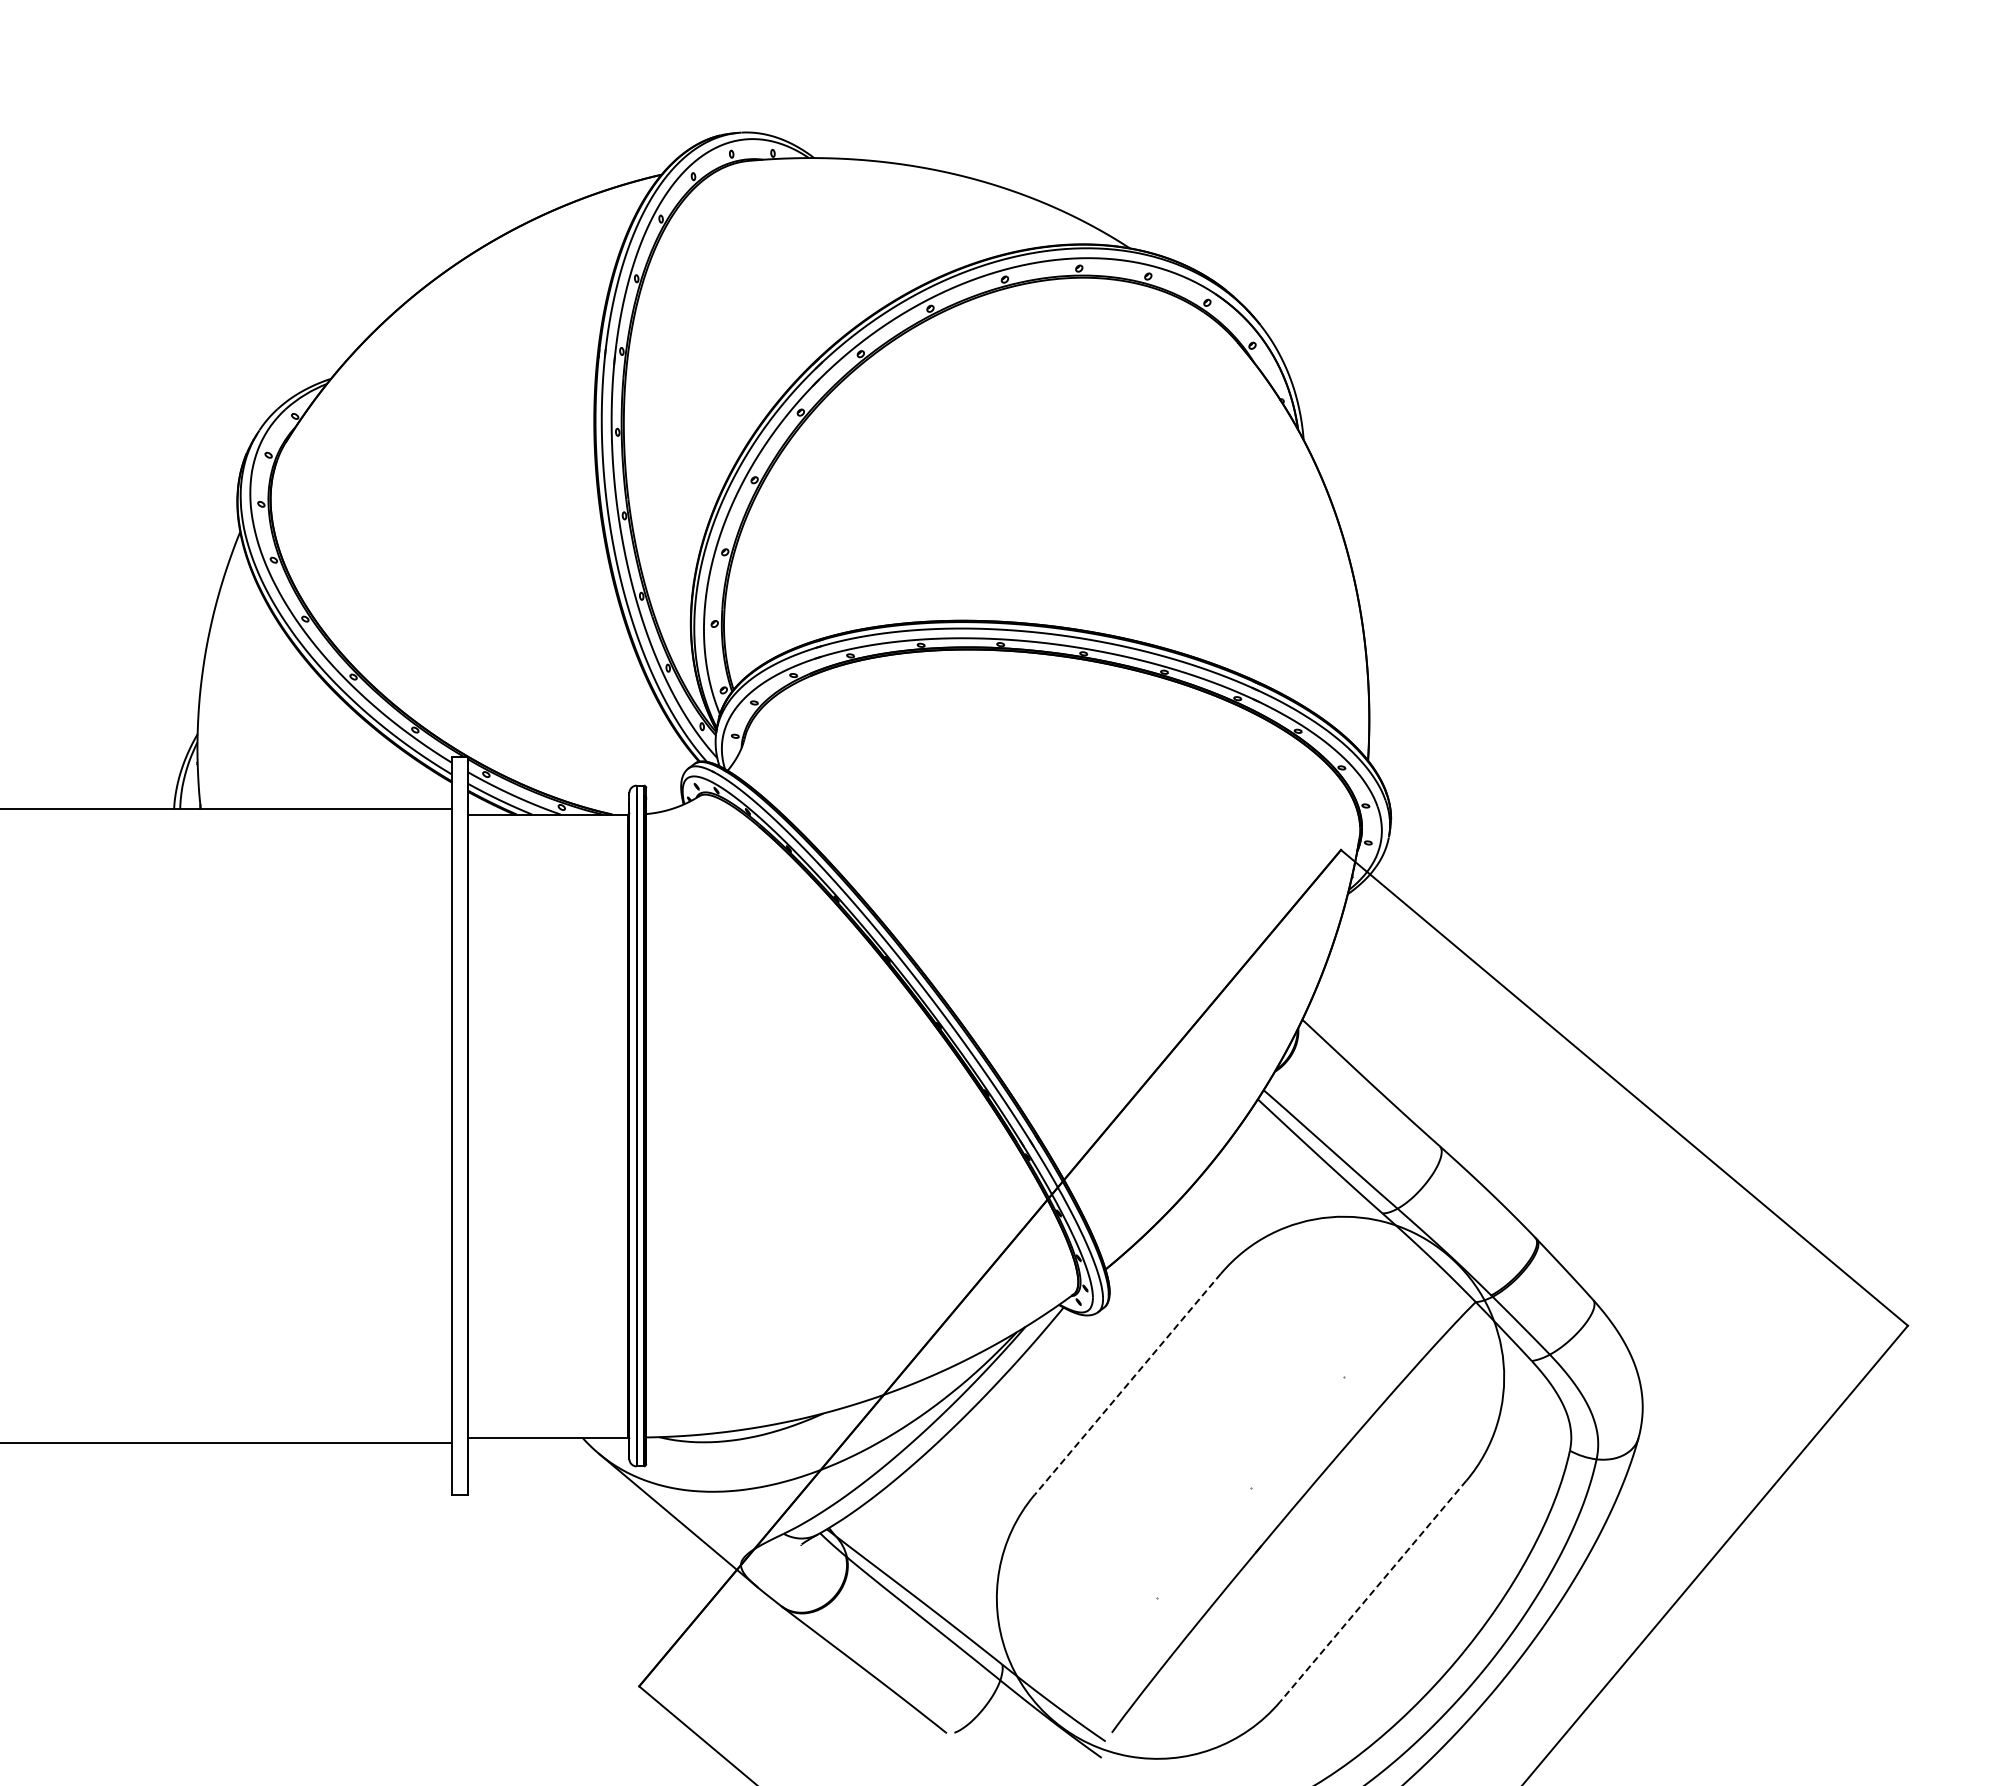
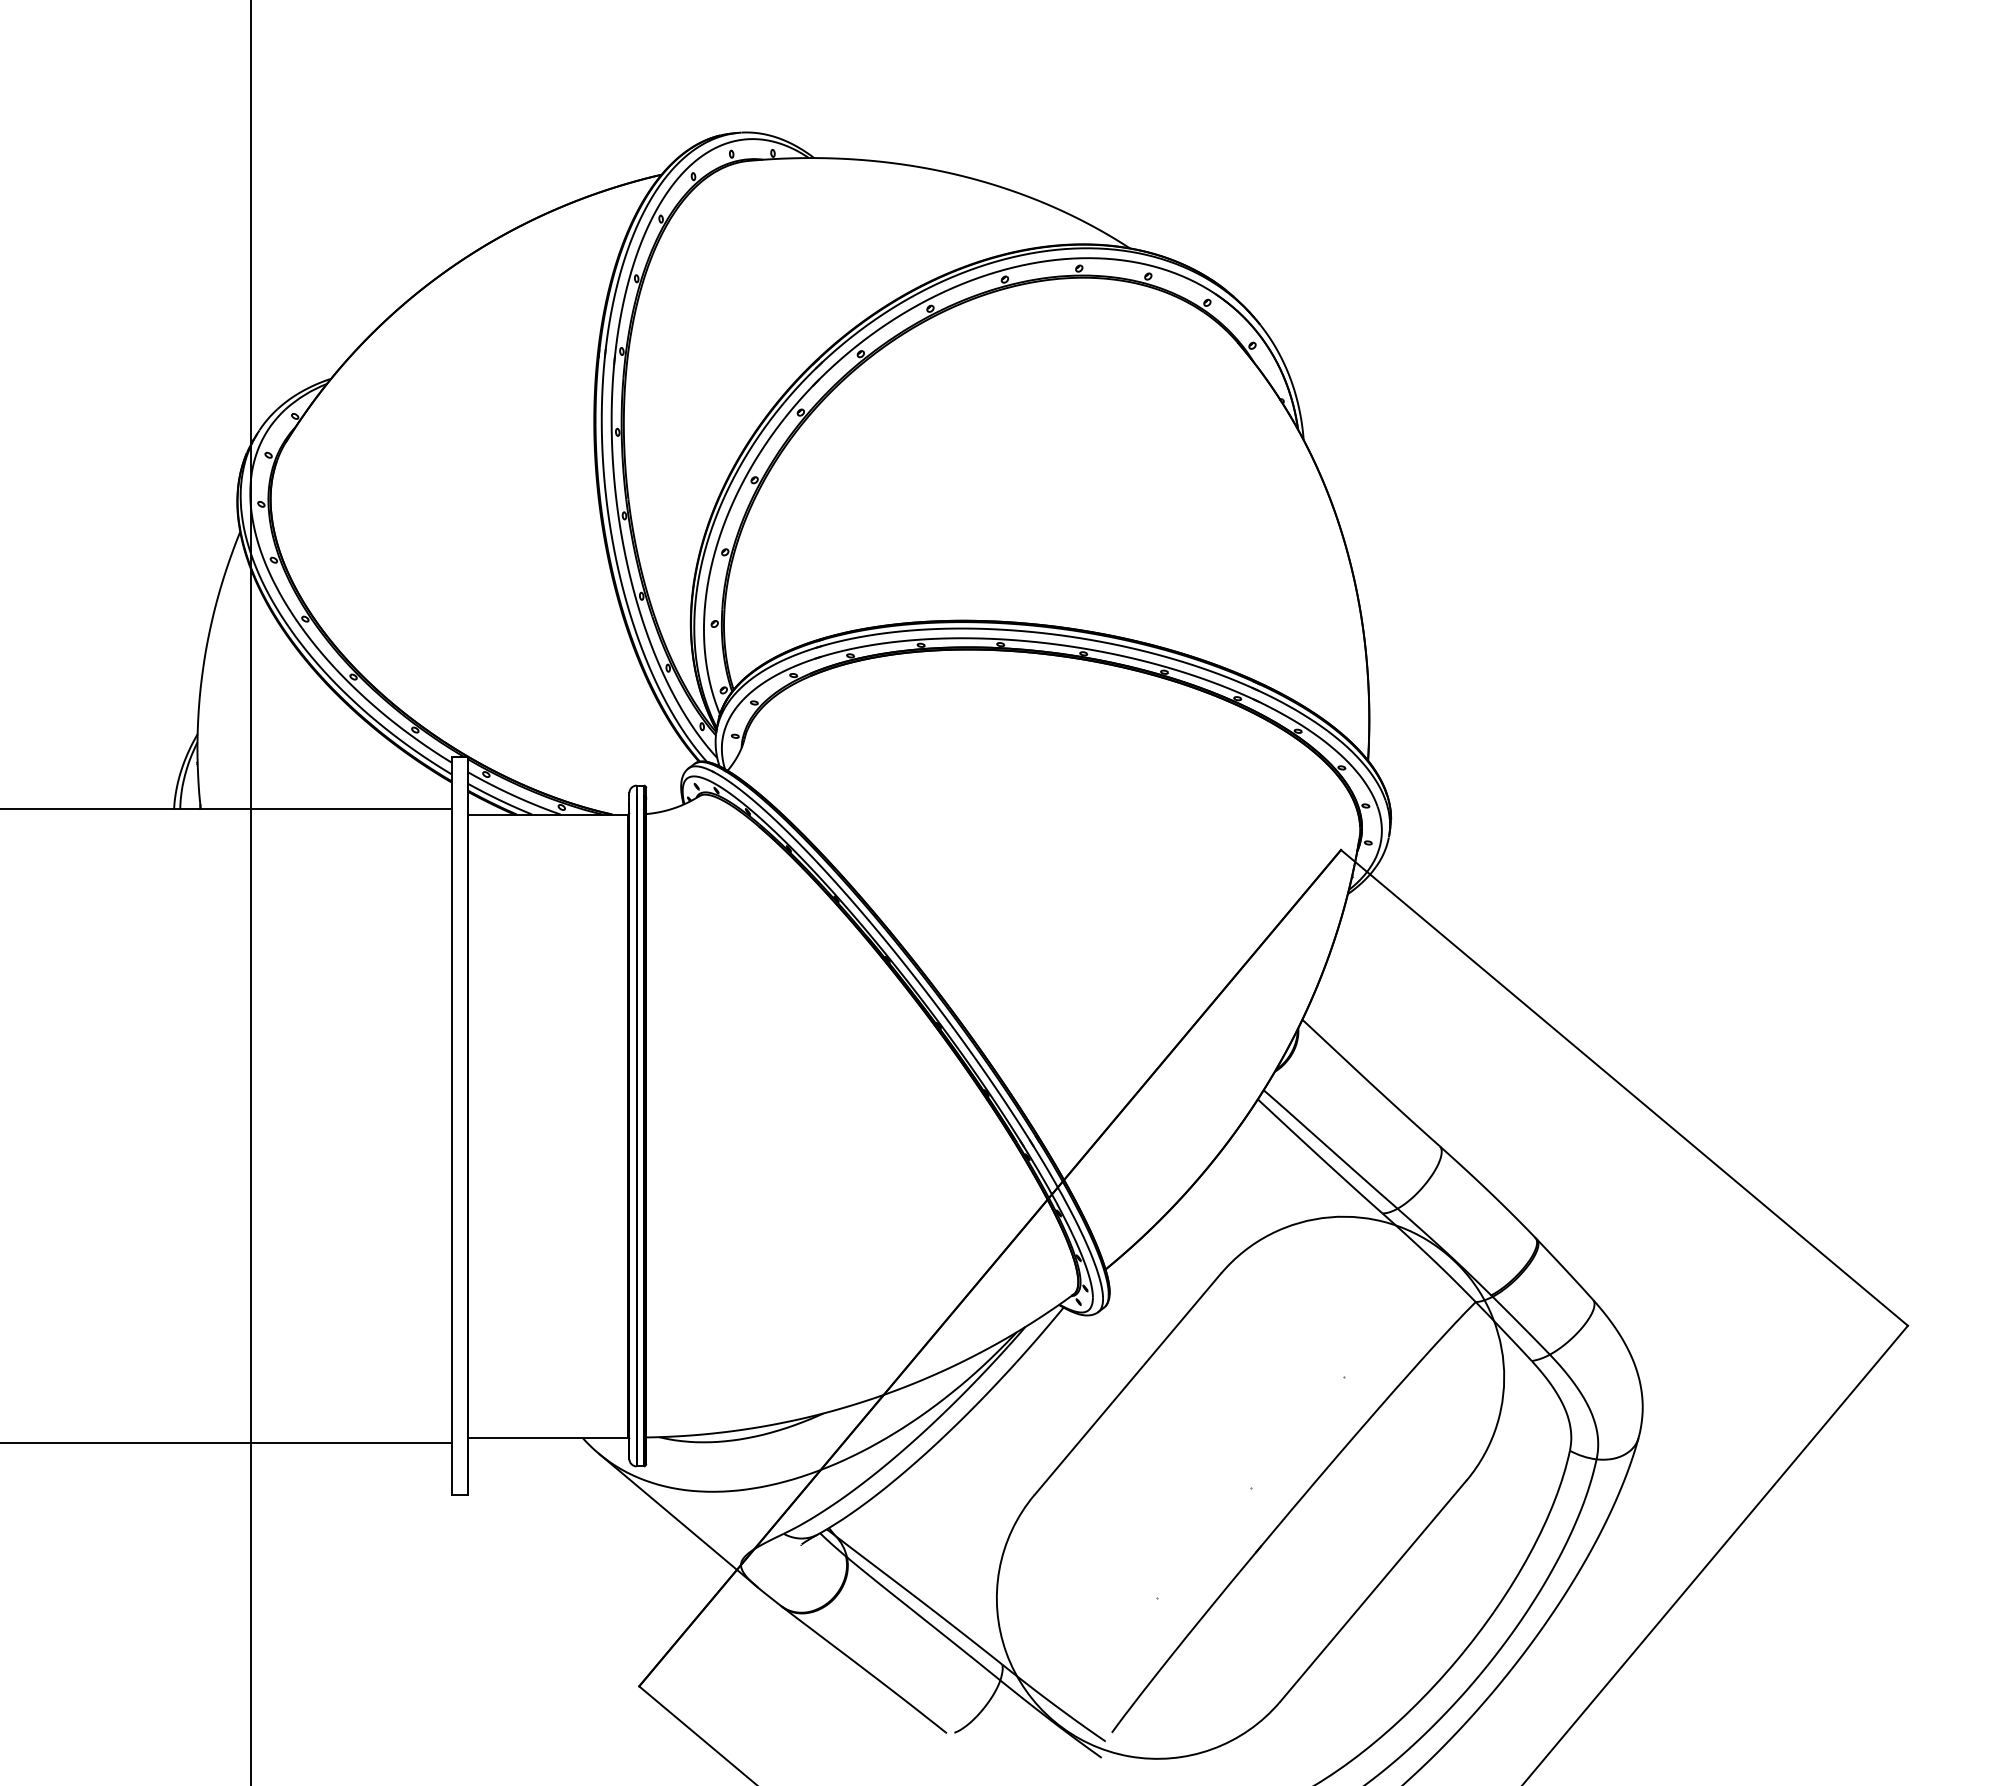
line: none -> present (250, 892)
line: dashed -> solid (1127, 1384)
line: dashed -> solid (1373, 1591)
